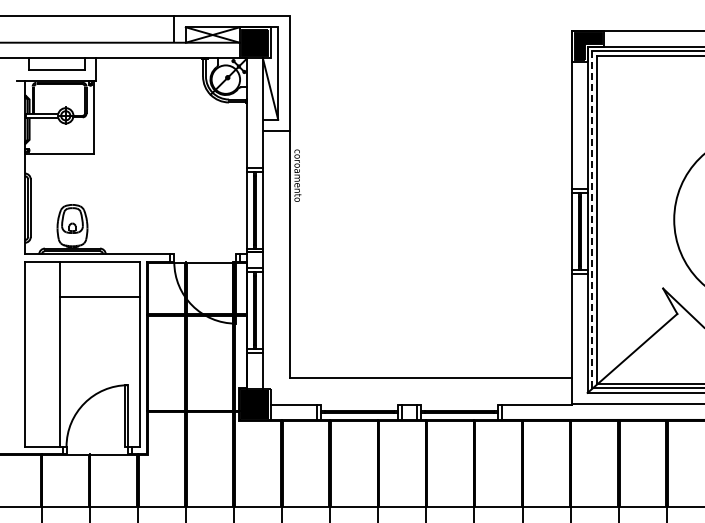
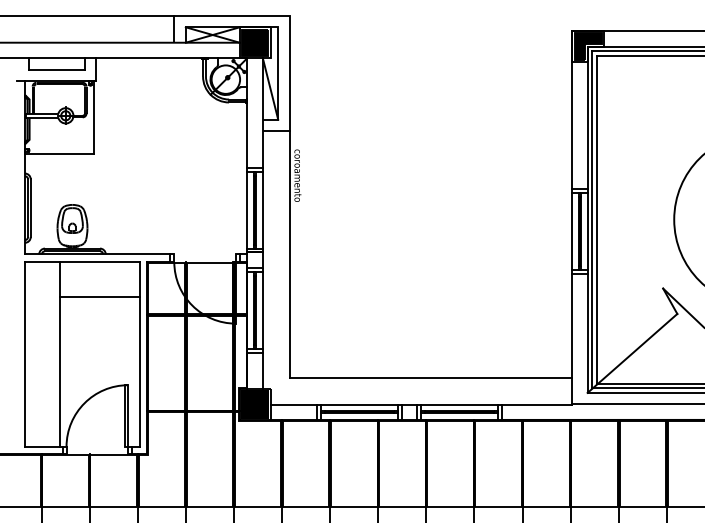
line: dashed -> solid (592, 219)
line: none -> present (359, 404)
line: none -> present (459, 404)
